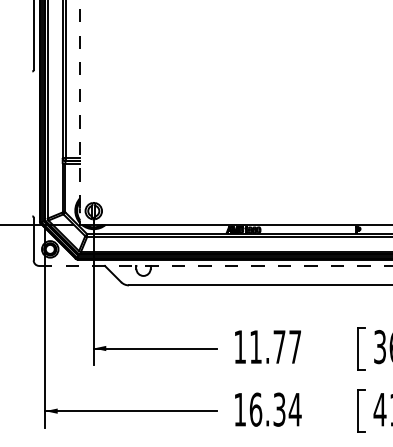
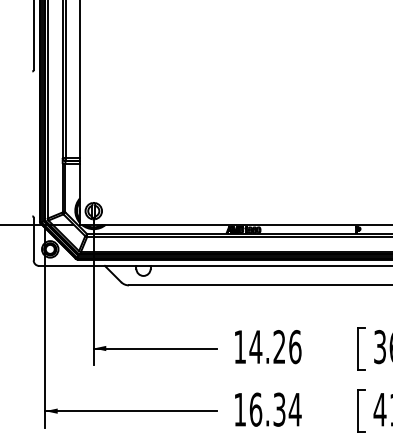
line: dashed -> solid (80, 113)
line: dashed -> solid (216, 265)
text: 11.77 -> 14.26 (275, 347)
